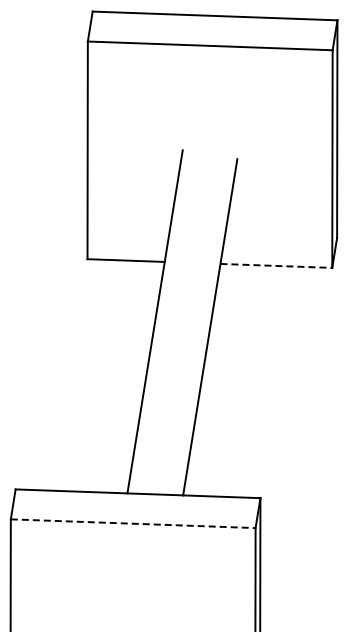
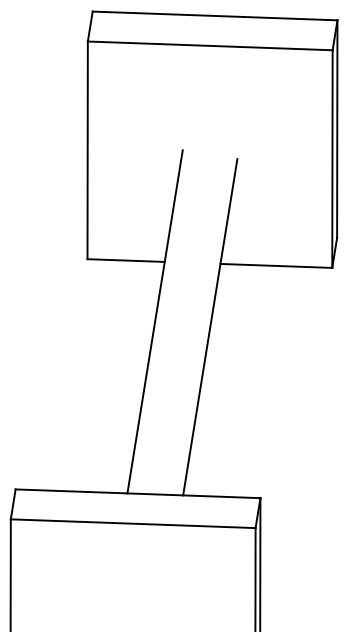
line: dashed -> solid (276, 265)
line: dashed -> solid (133, 523)
